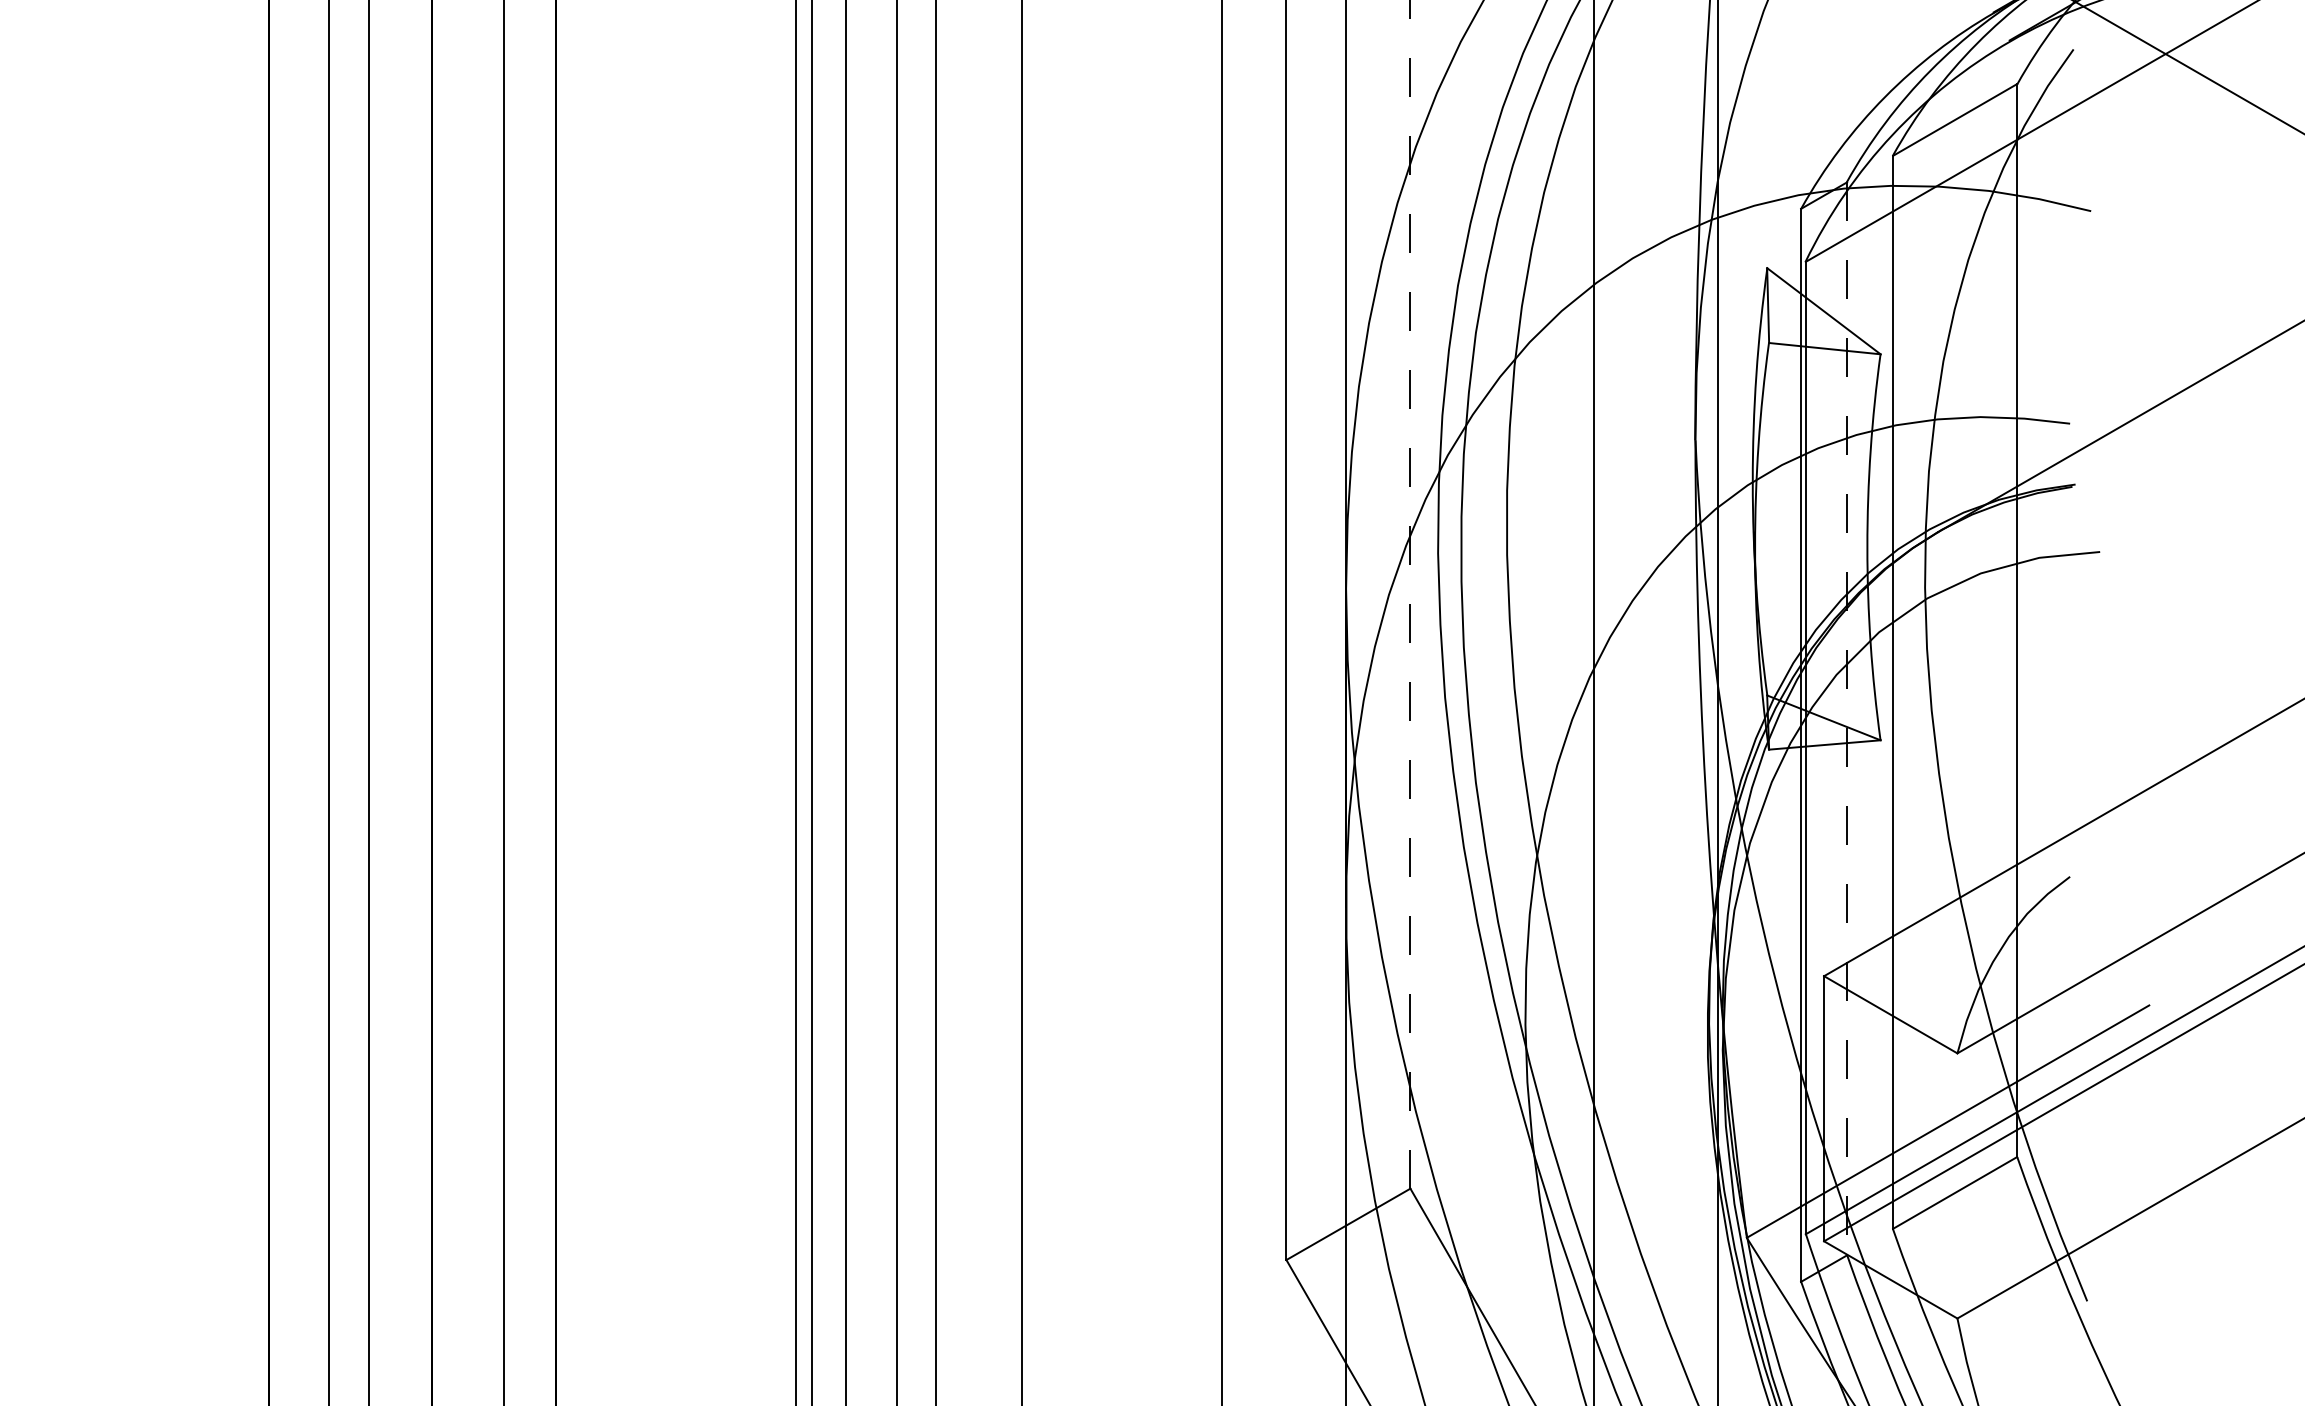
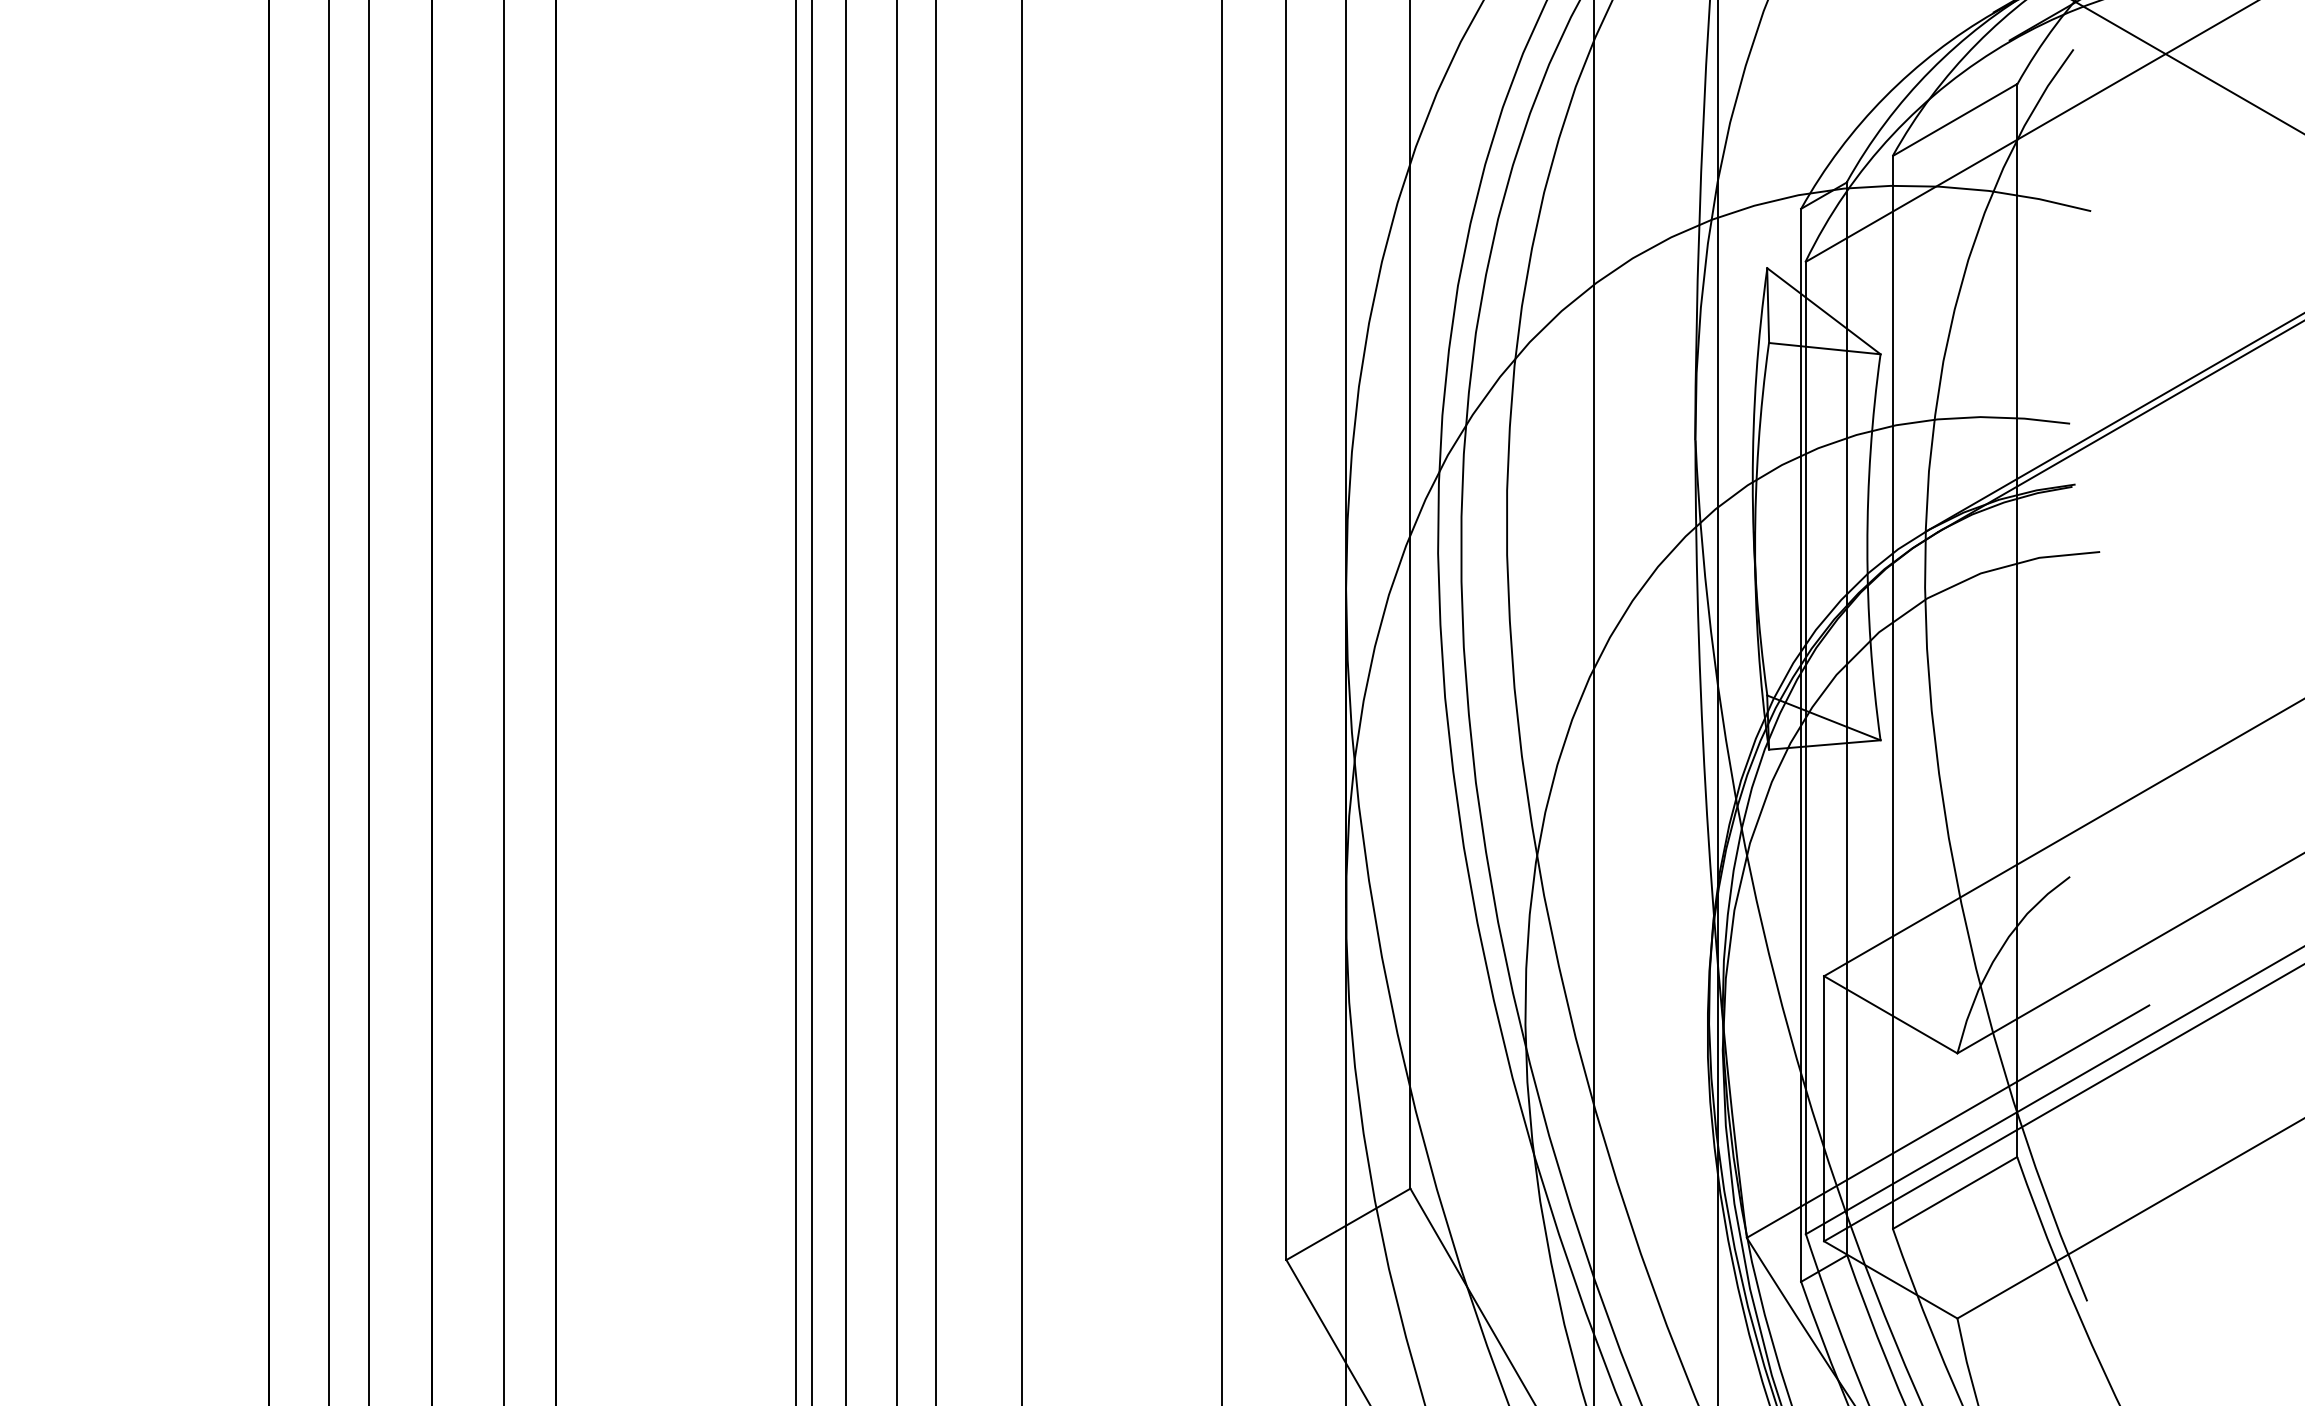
line: none -> present (2113, 422)
line: dashed -> solid (1410, 594)
line: dashed -> solid (1847, 719)
